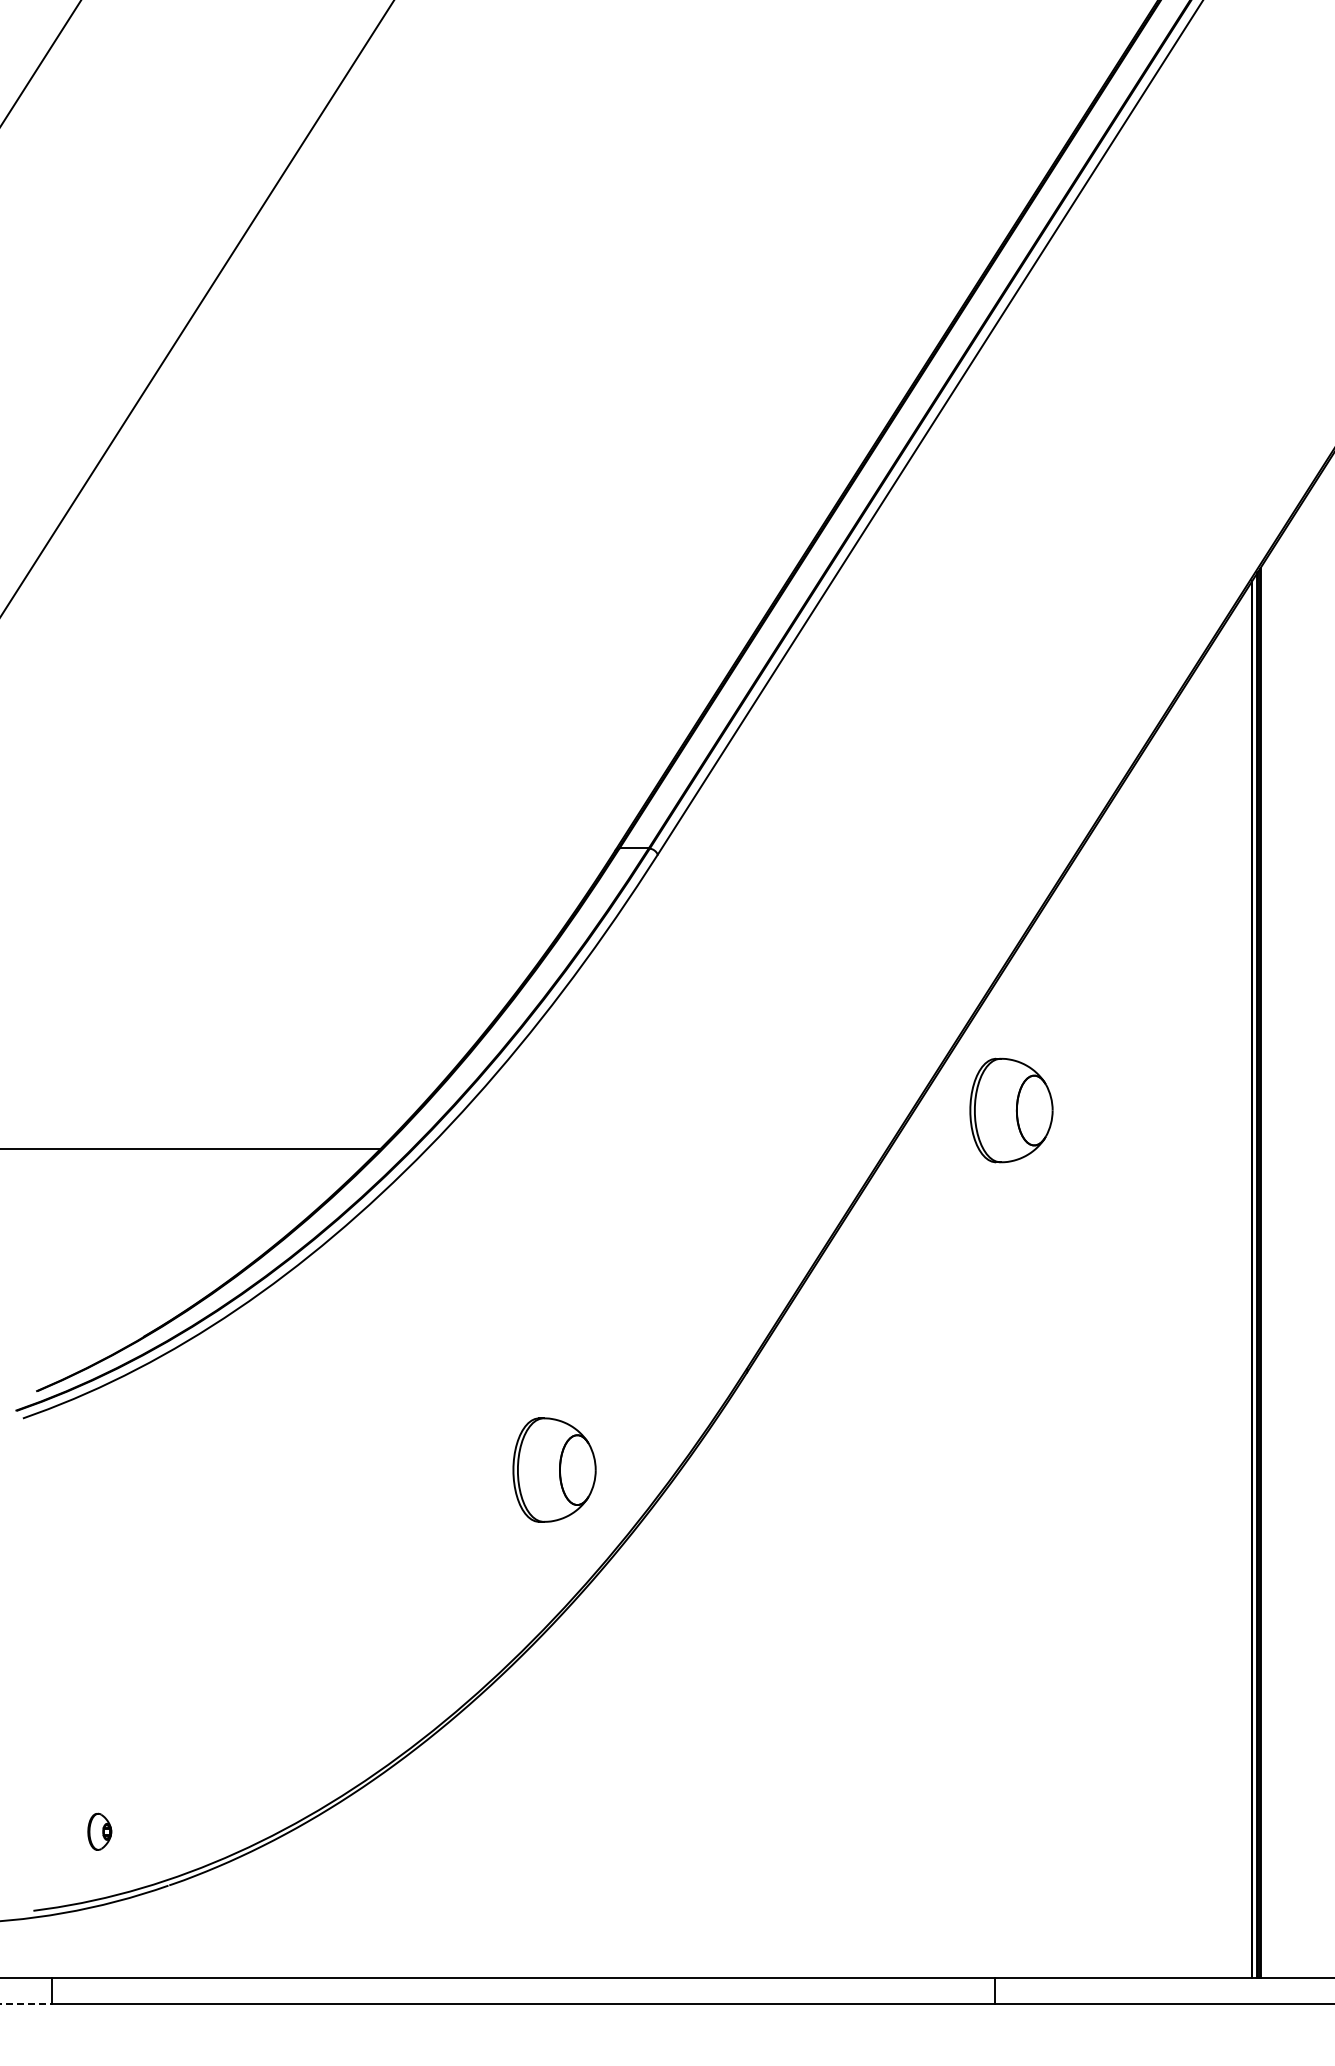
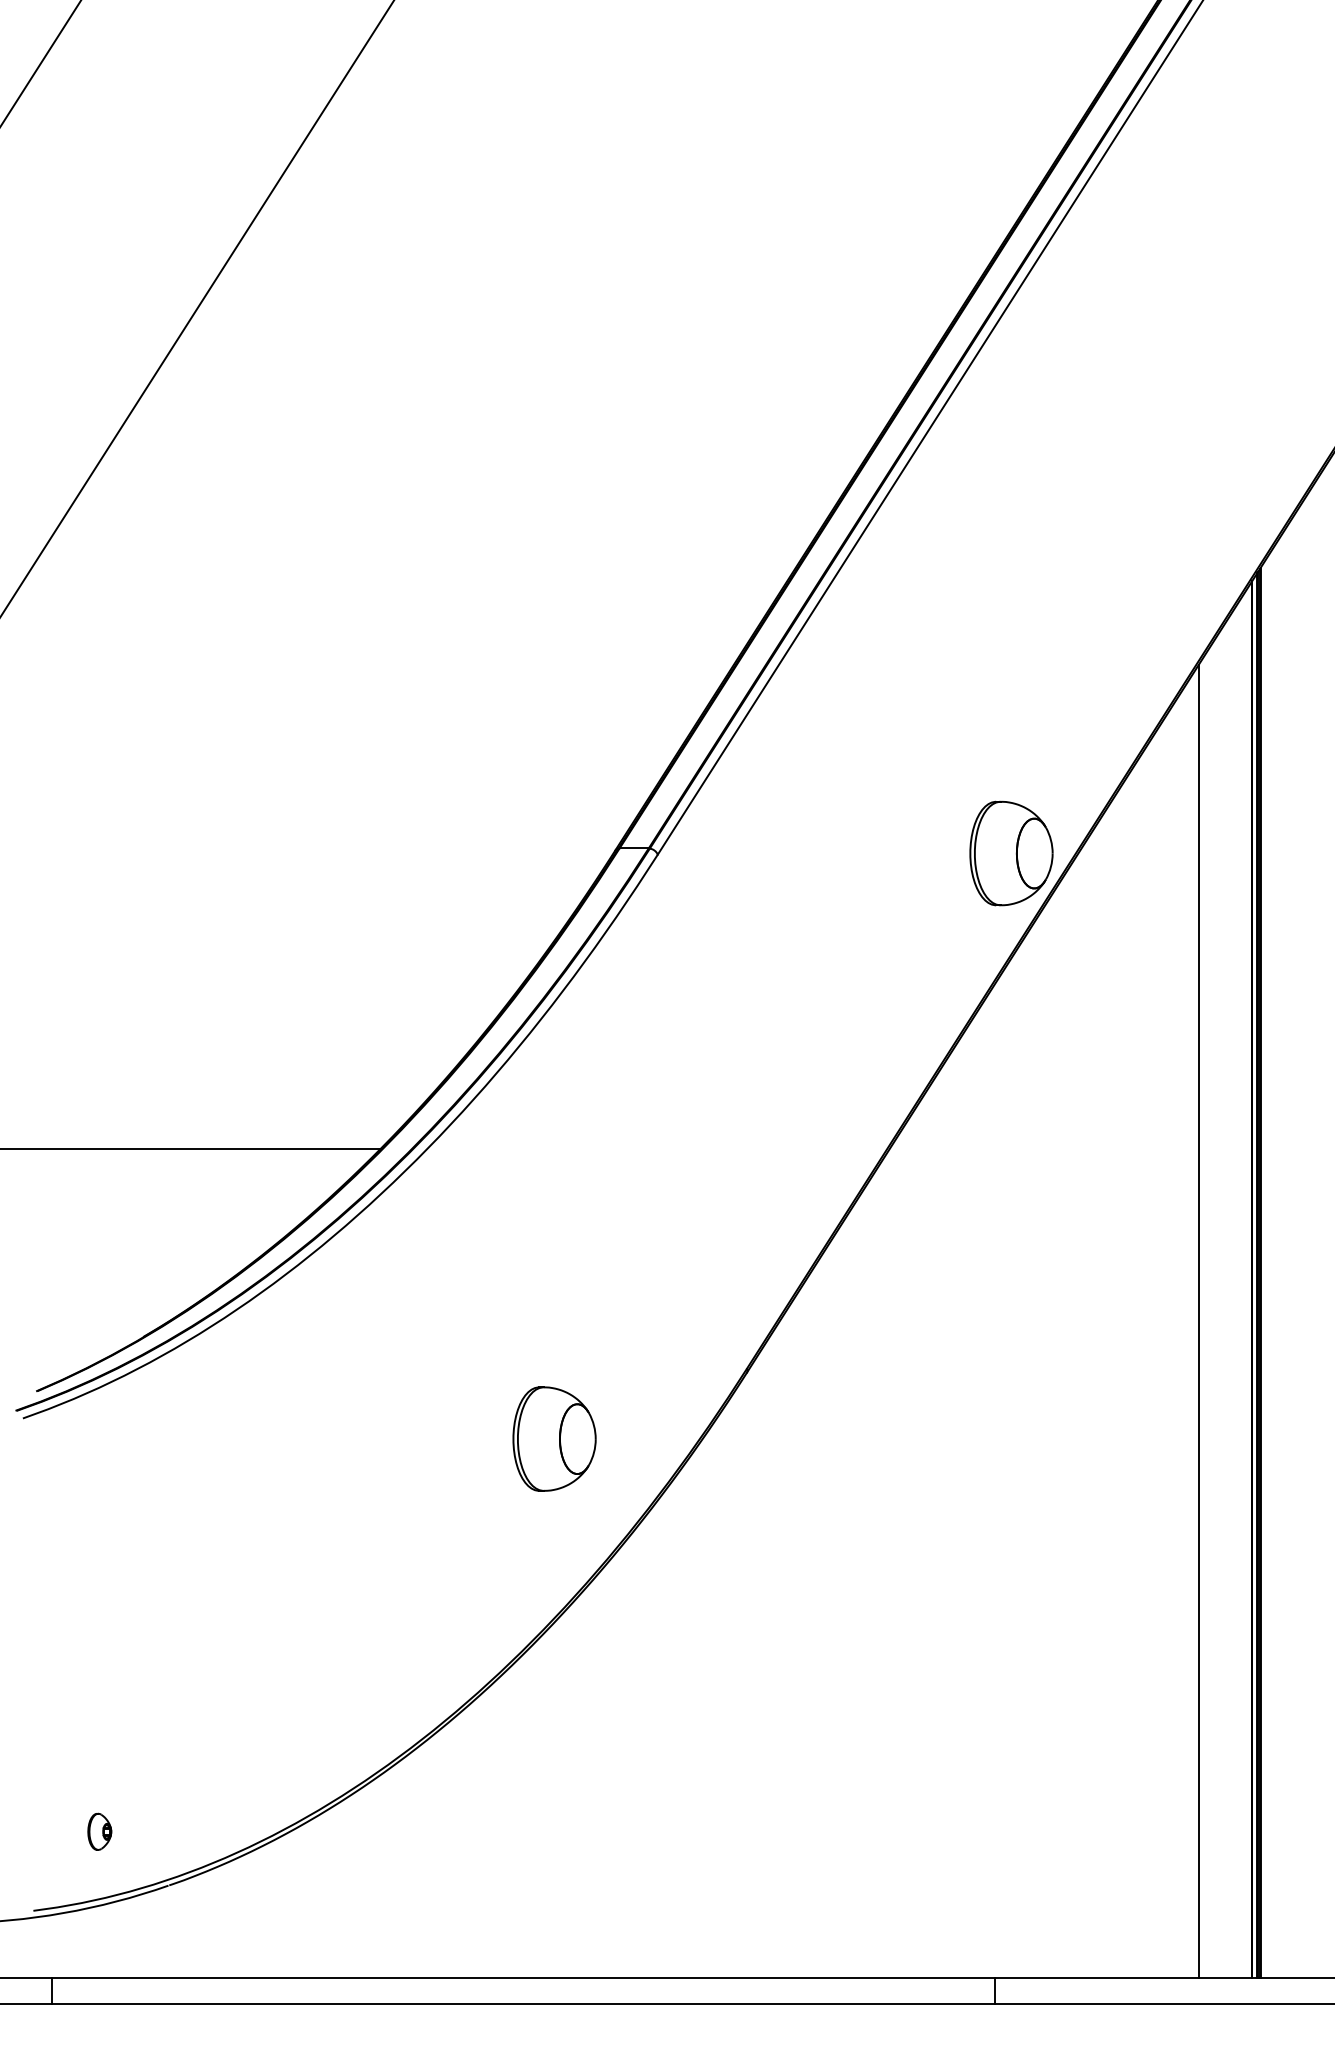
part position: (1011, 1110) -> (1011, 853) (1011, 853)
line: none -> present (1198, 1321)
part position: (554, 1469) -> (554, 1438) (554, 1438)
line: dashed -> solid (26, 2004)
